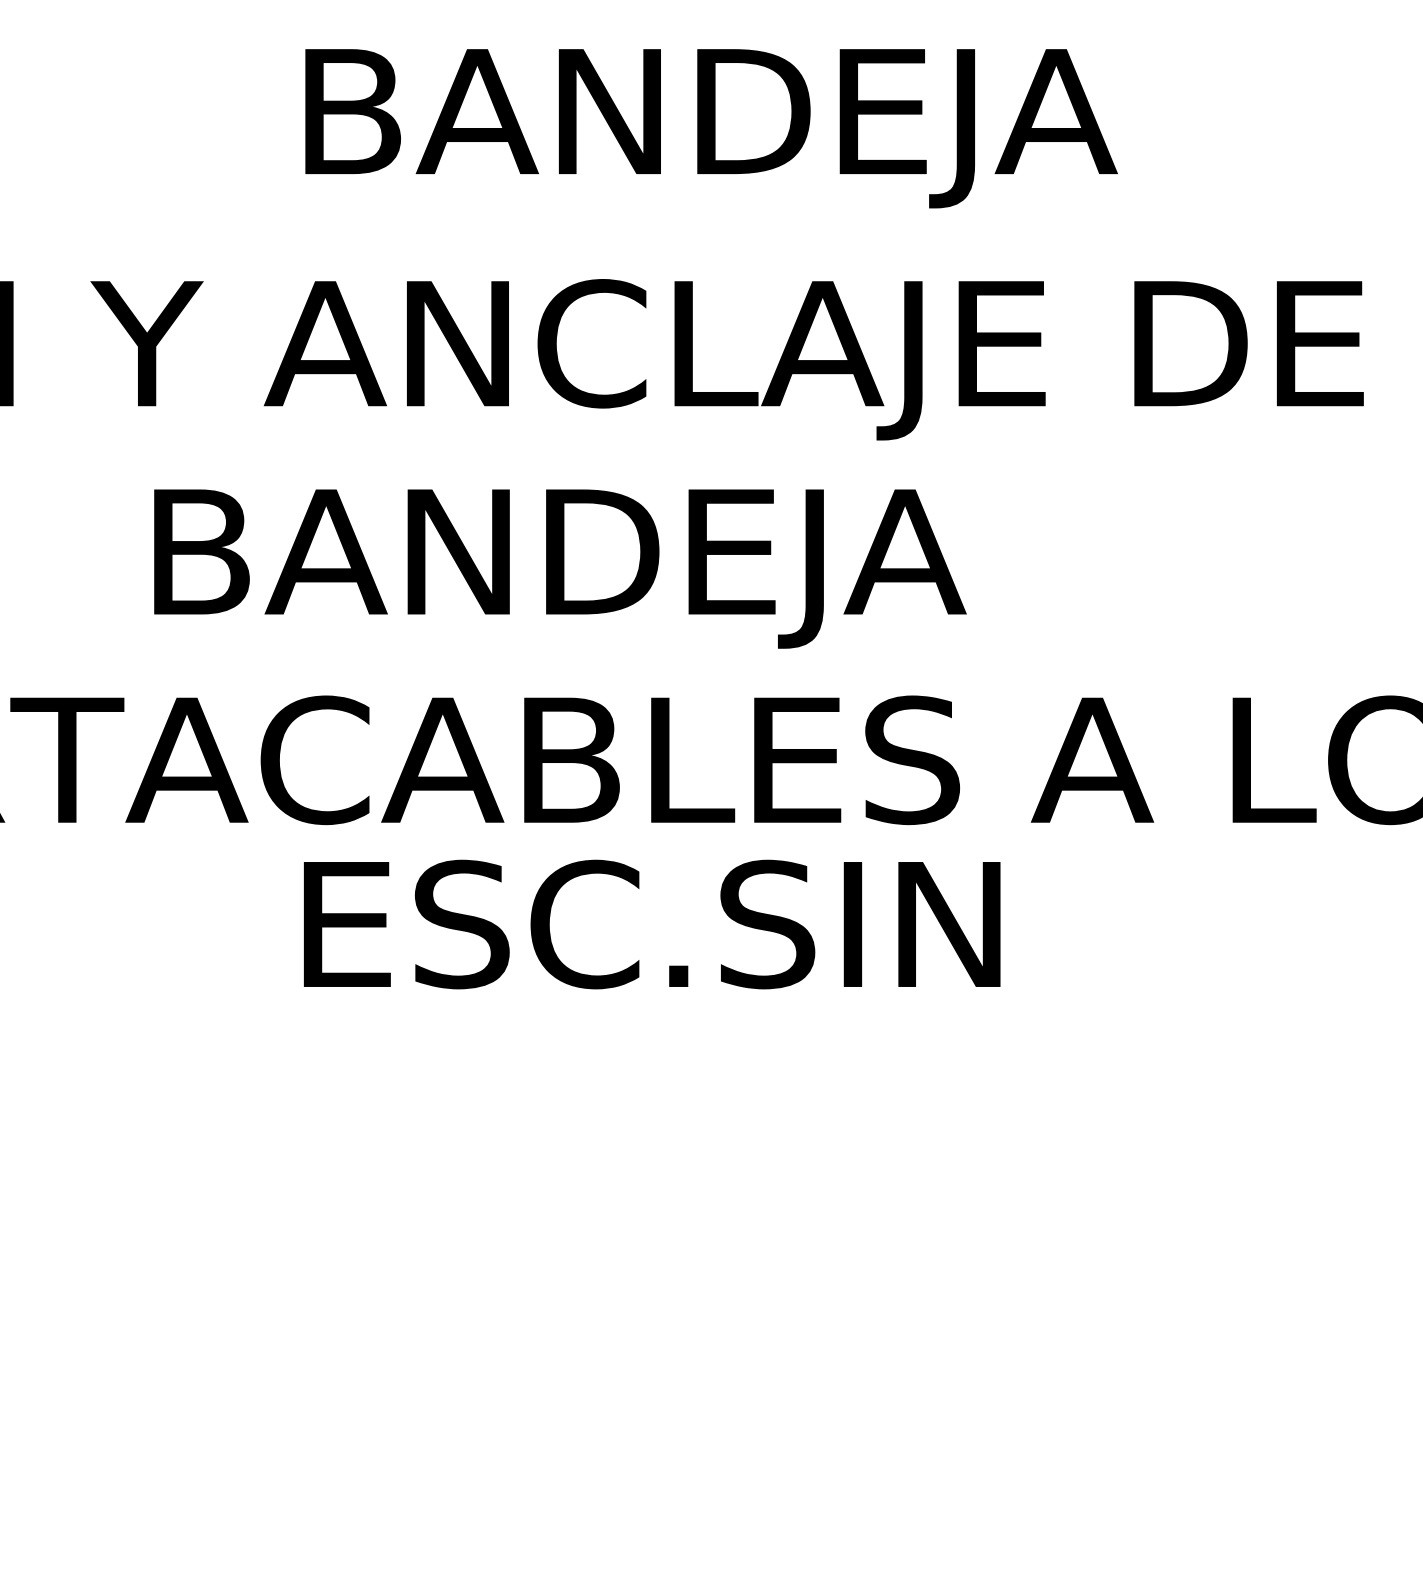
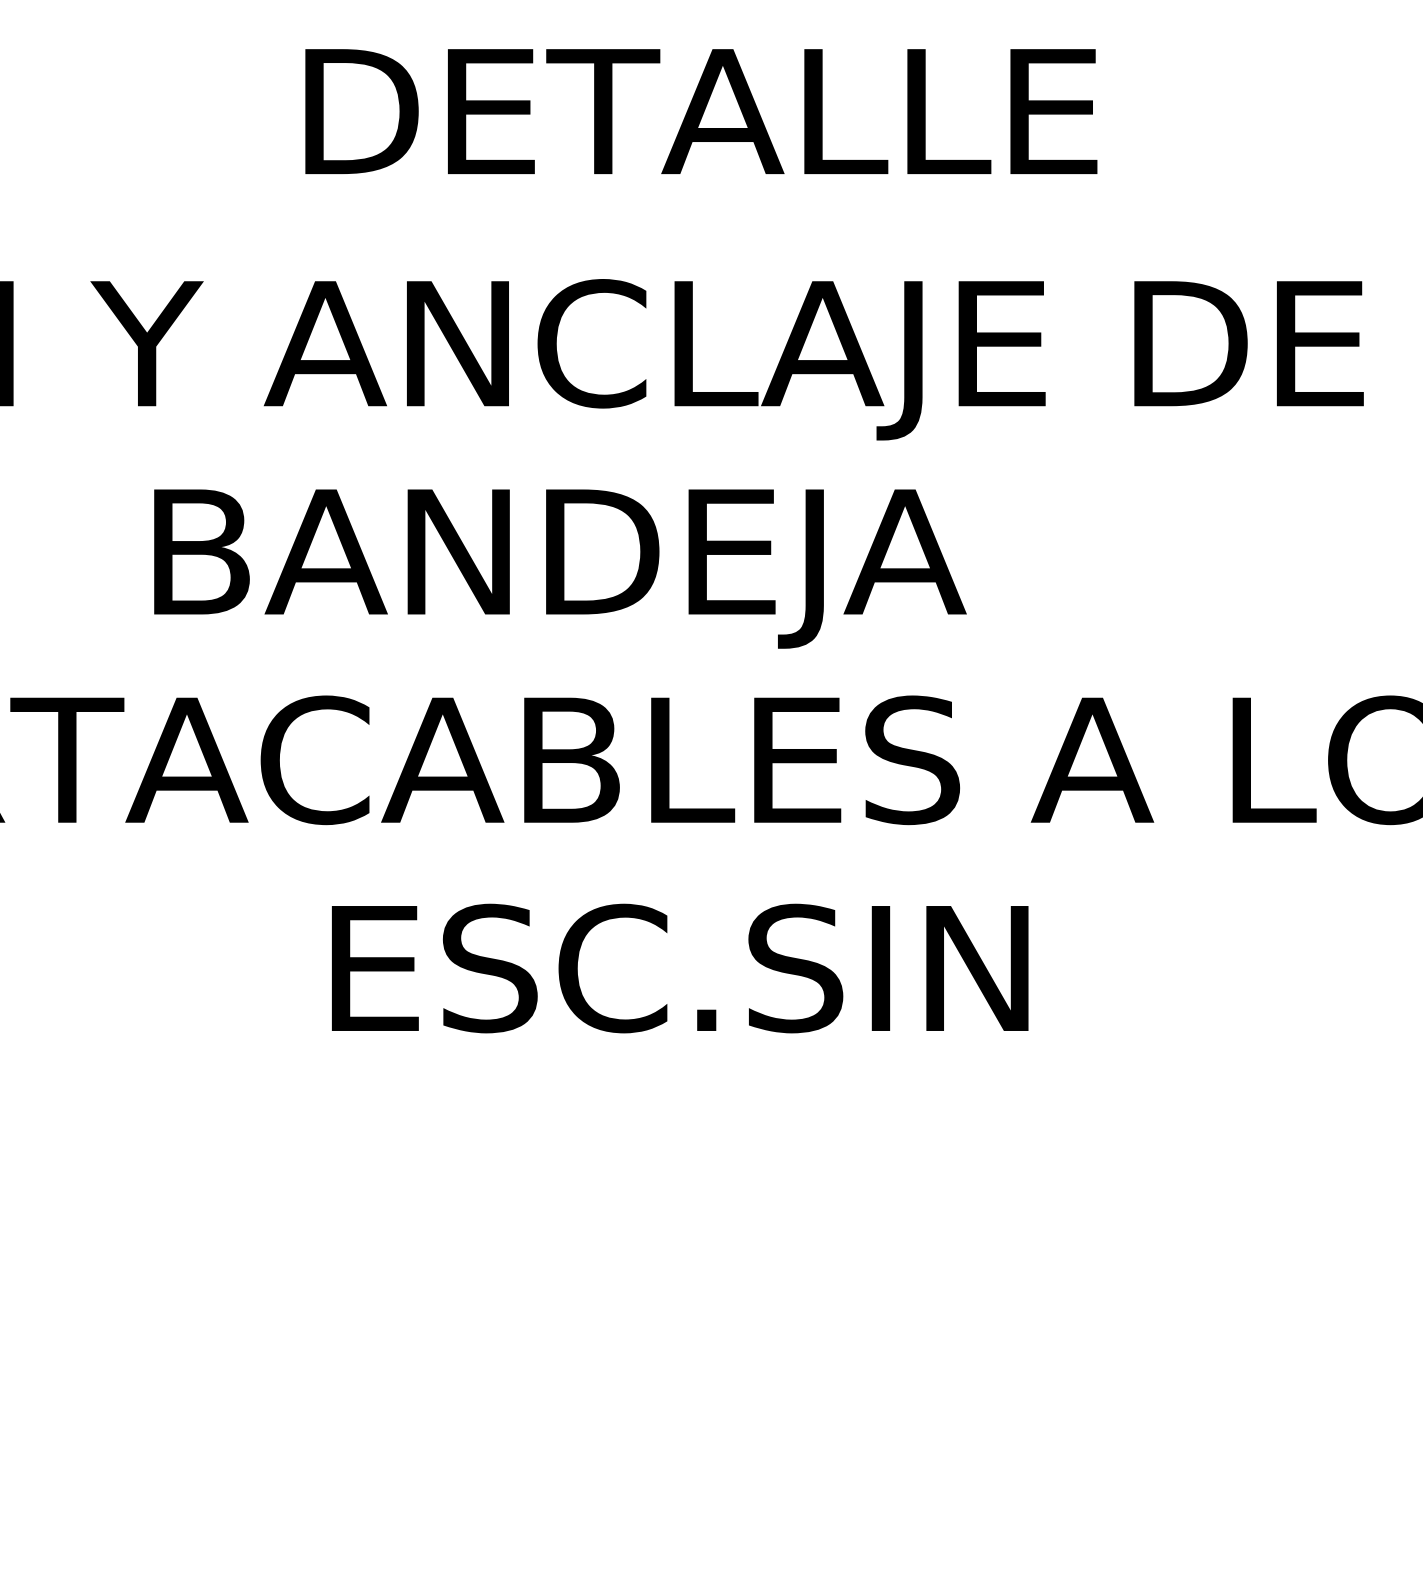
text: BANDEJA -> DETALLE (720, 128)
text position: (652, 924) -> (680, 968) (680, 968)
